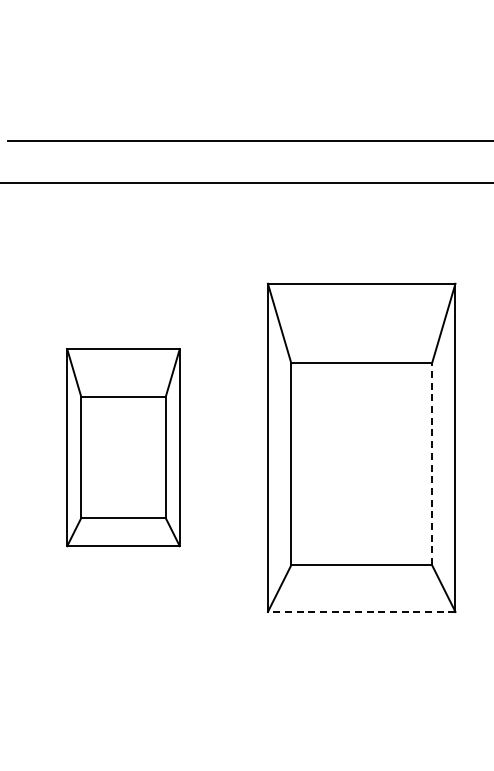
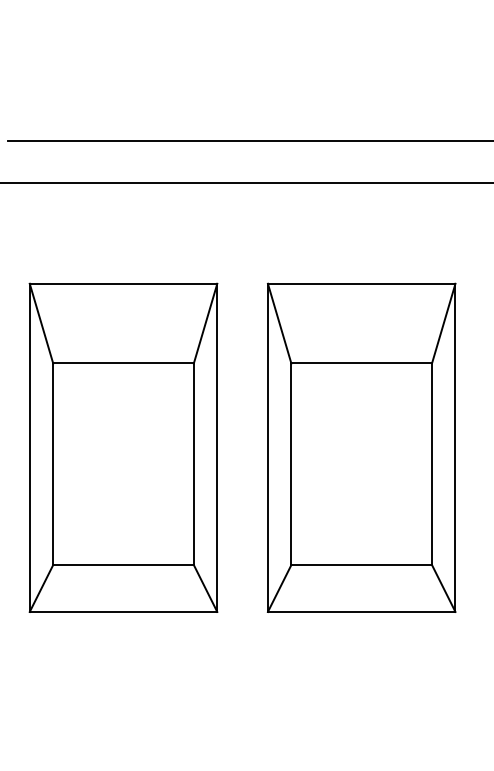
part size: 115x200 px -> 191x331 px (123, 447)
line: dashed -> solid (432, 464)
line: dashed -> solid (361, 611)
